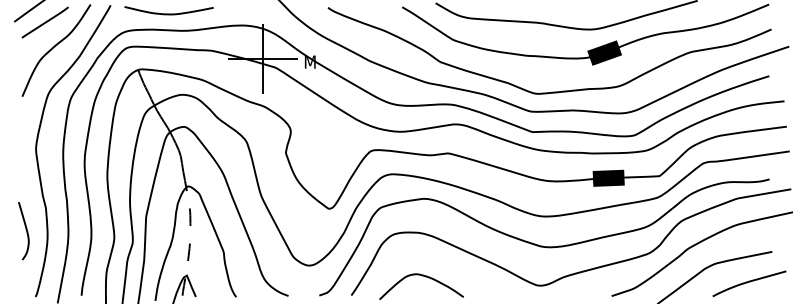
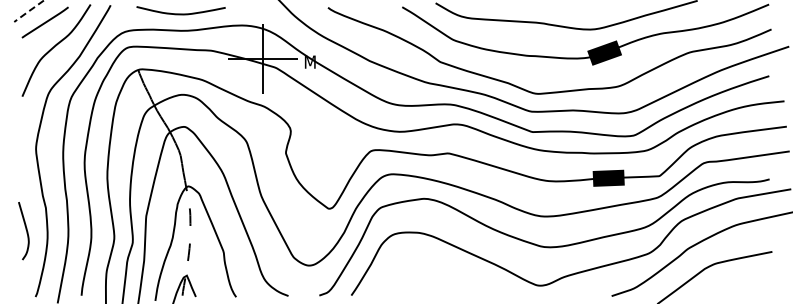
line: solid -> dashed (28, 11)
curve position: (168, 13) -> (180, 13) (180, 13)
curve: present -> none (425, 277)
curve: present -> none (749, 282)
